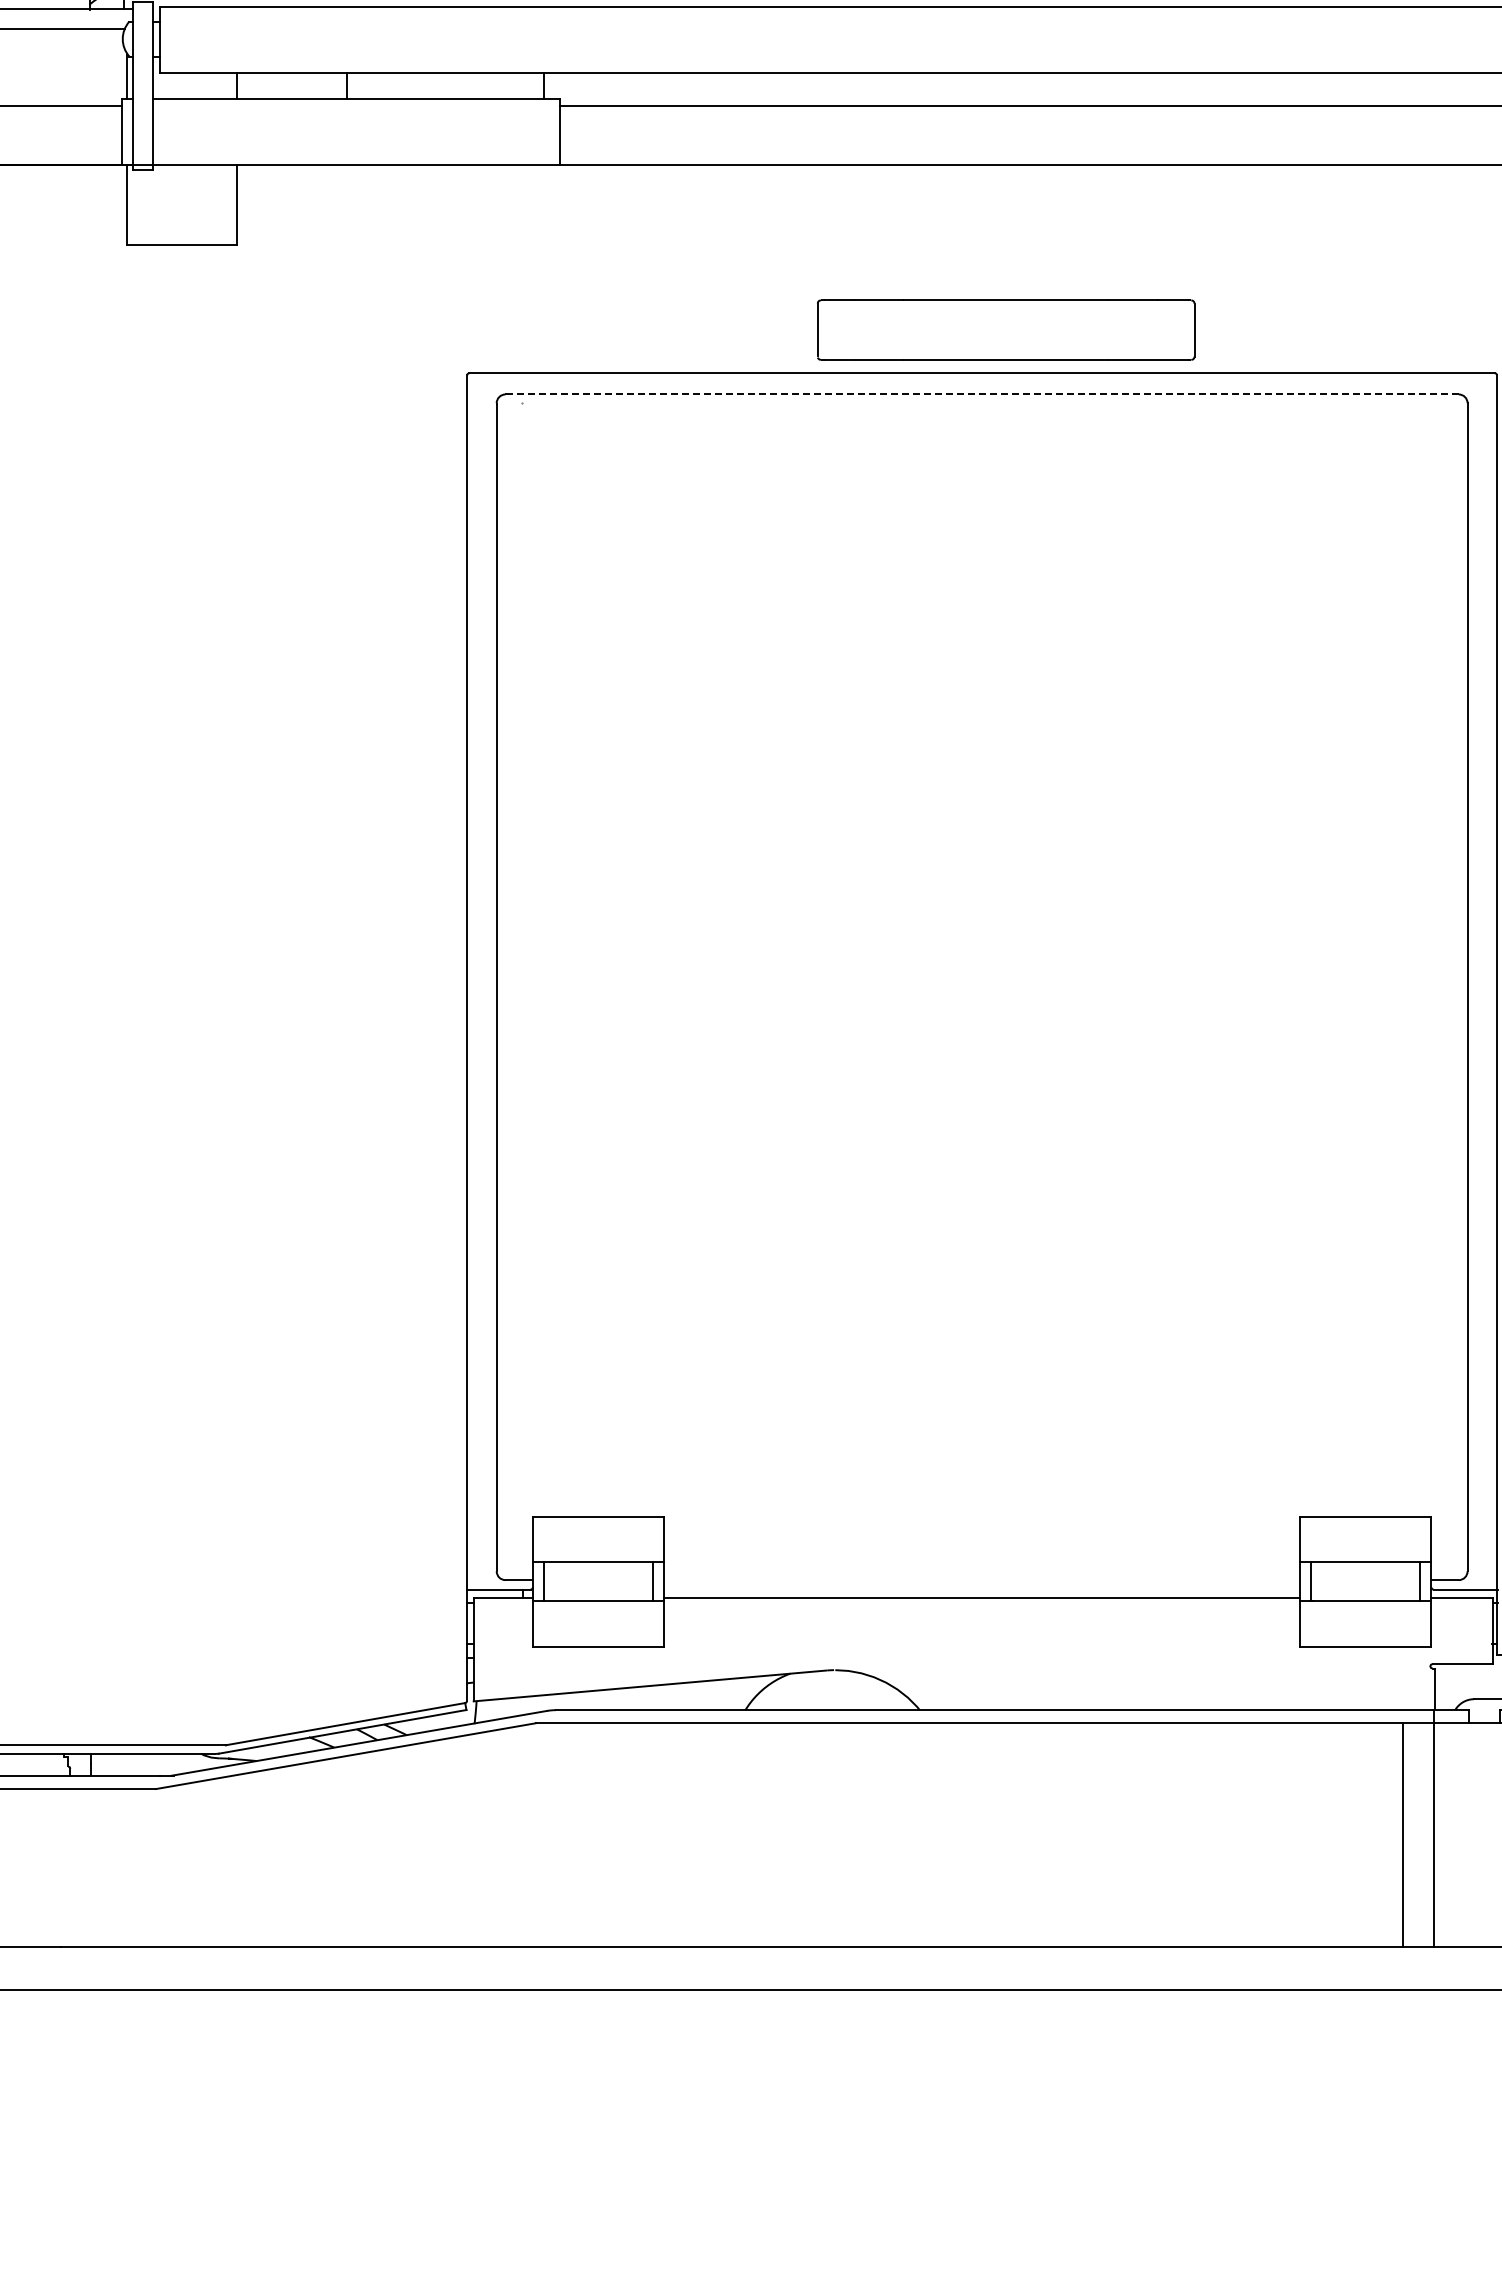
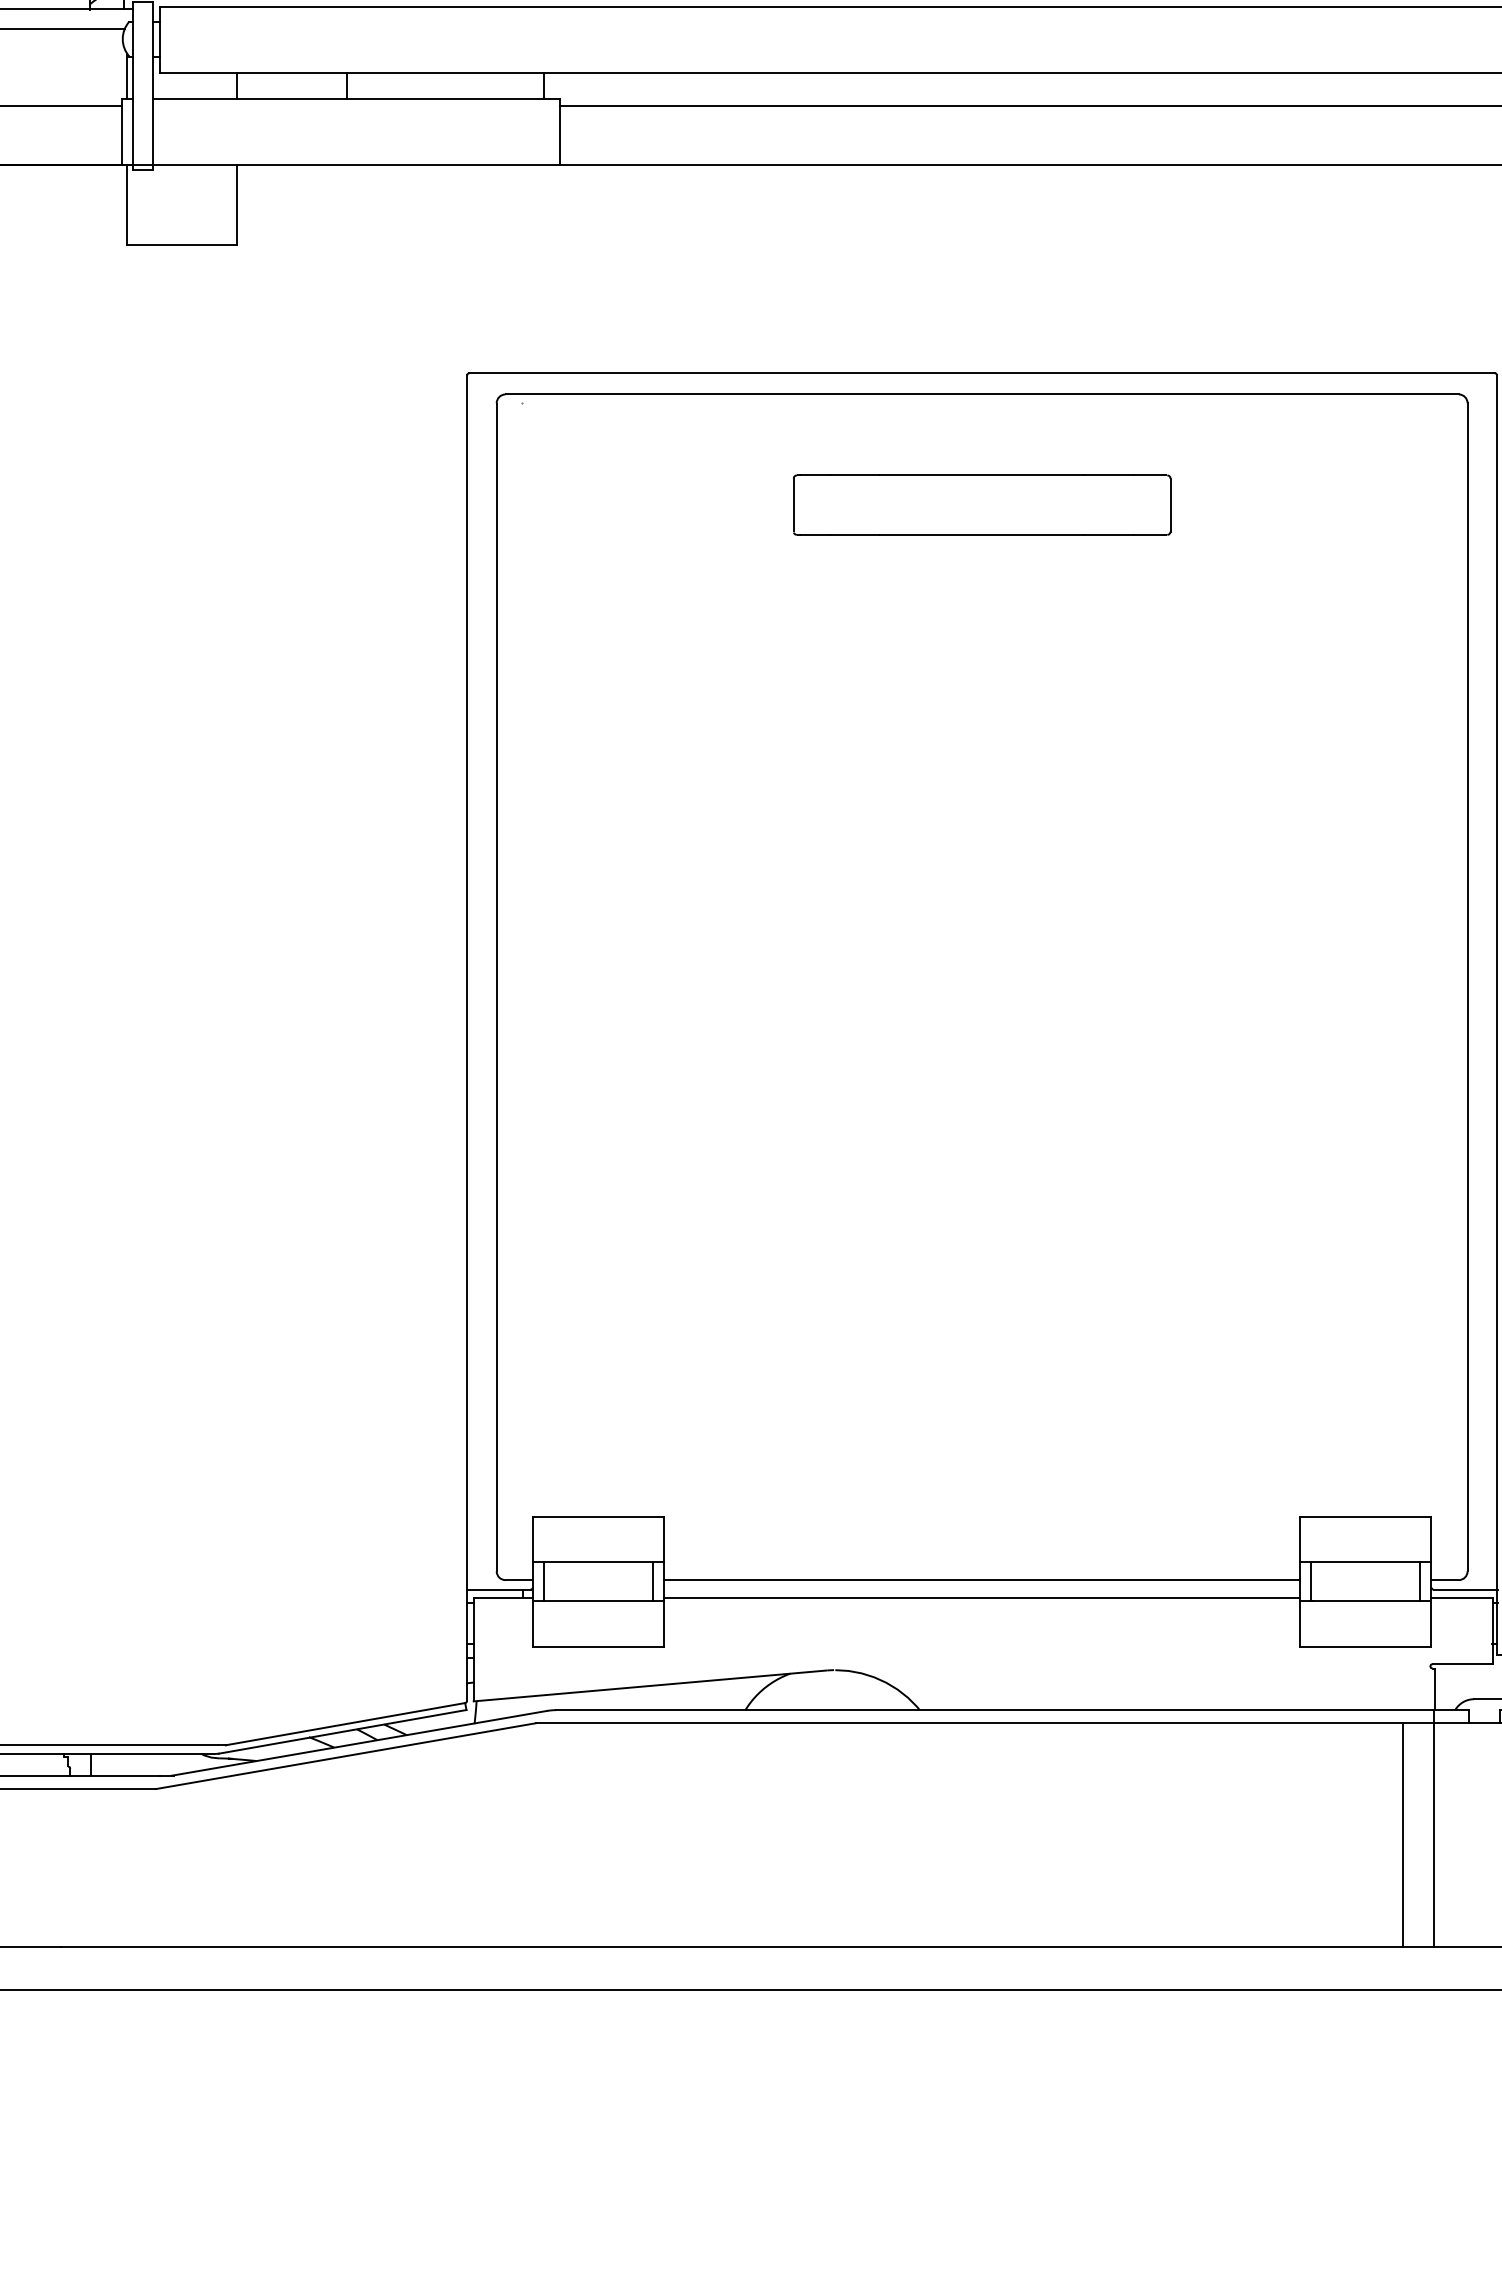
part position: (1006, 329) -> (982, 504) (982, 504)
line: dashed -> solid (982, 394)
line: none -> present (981, 1580)
